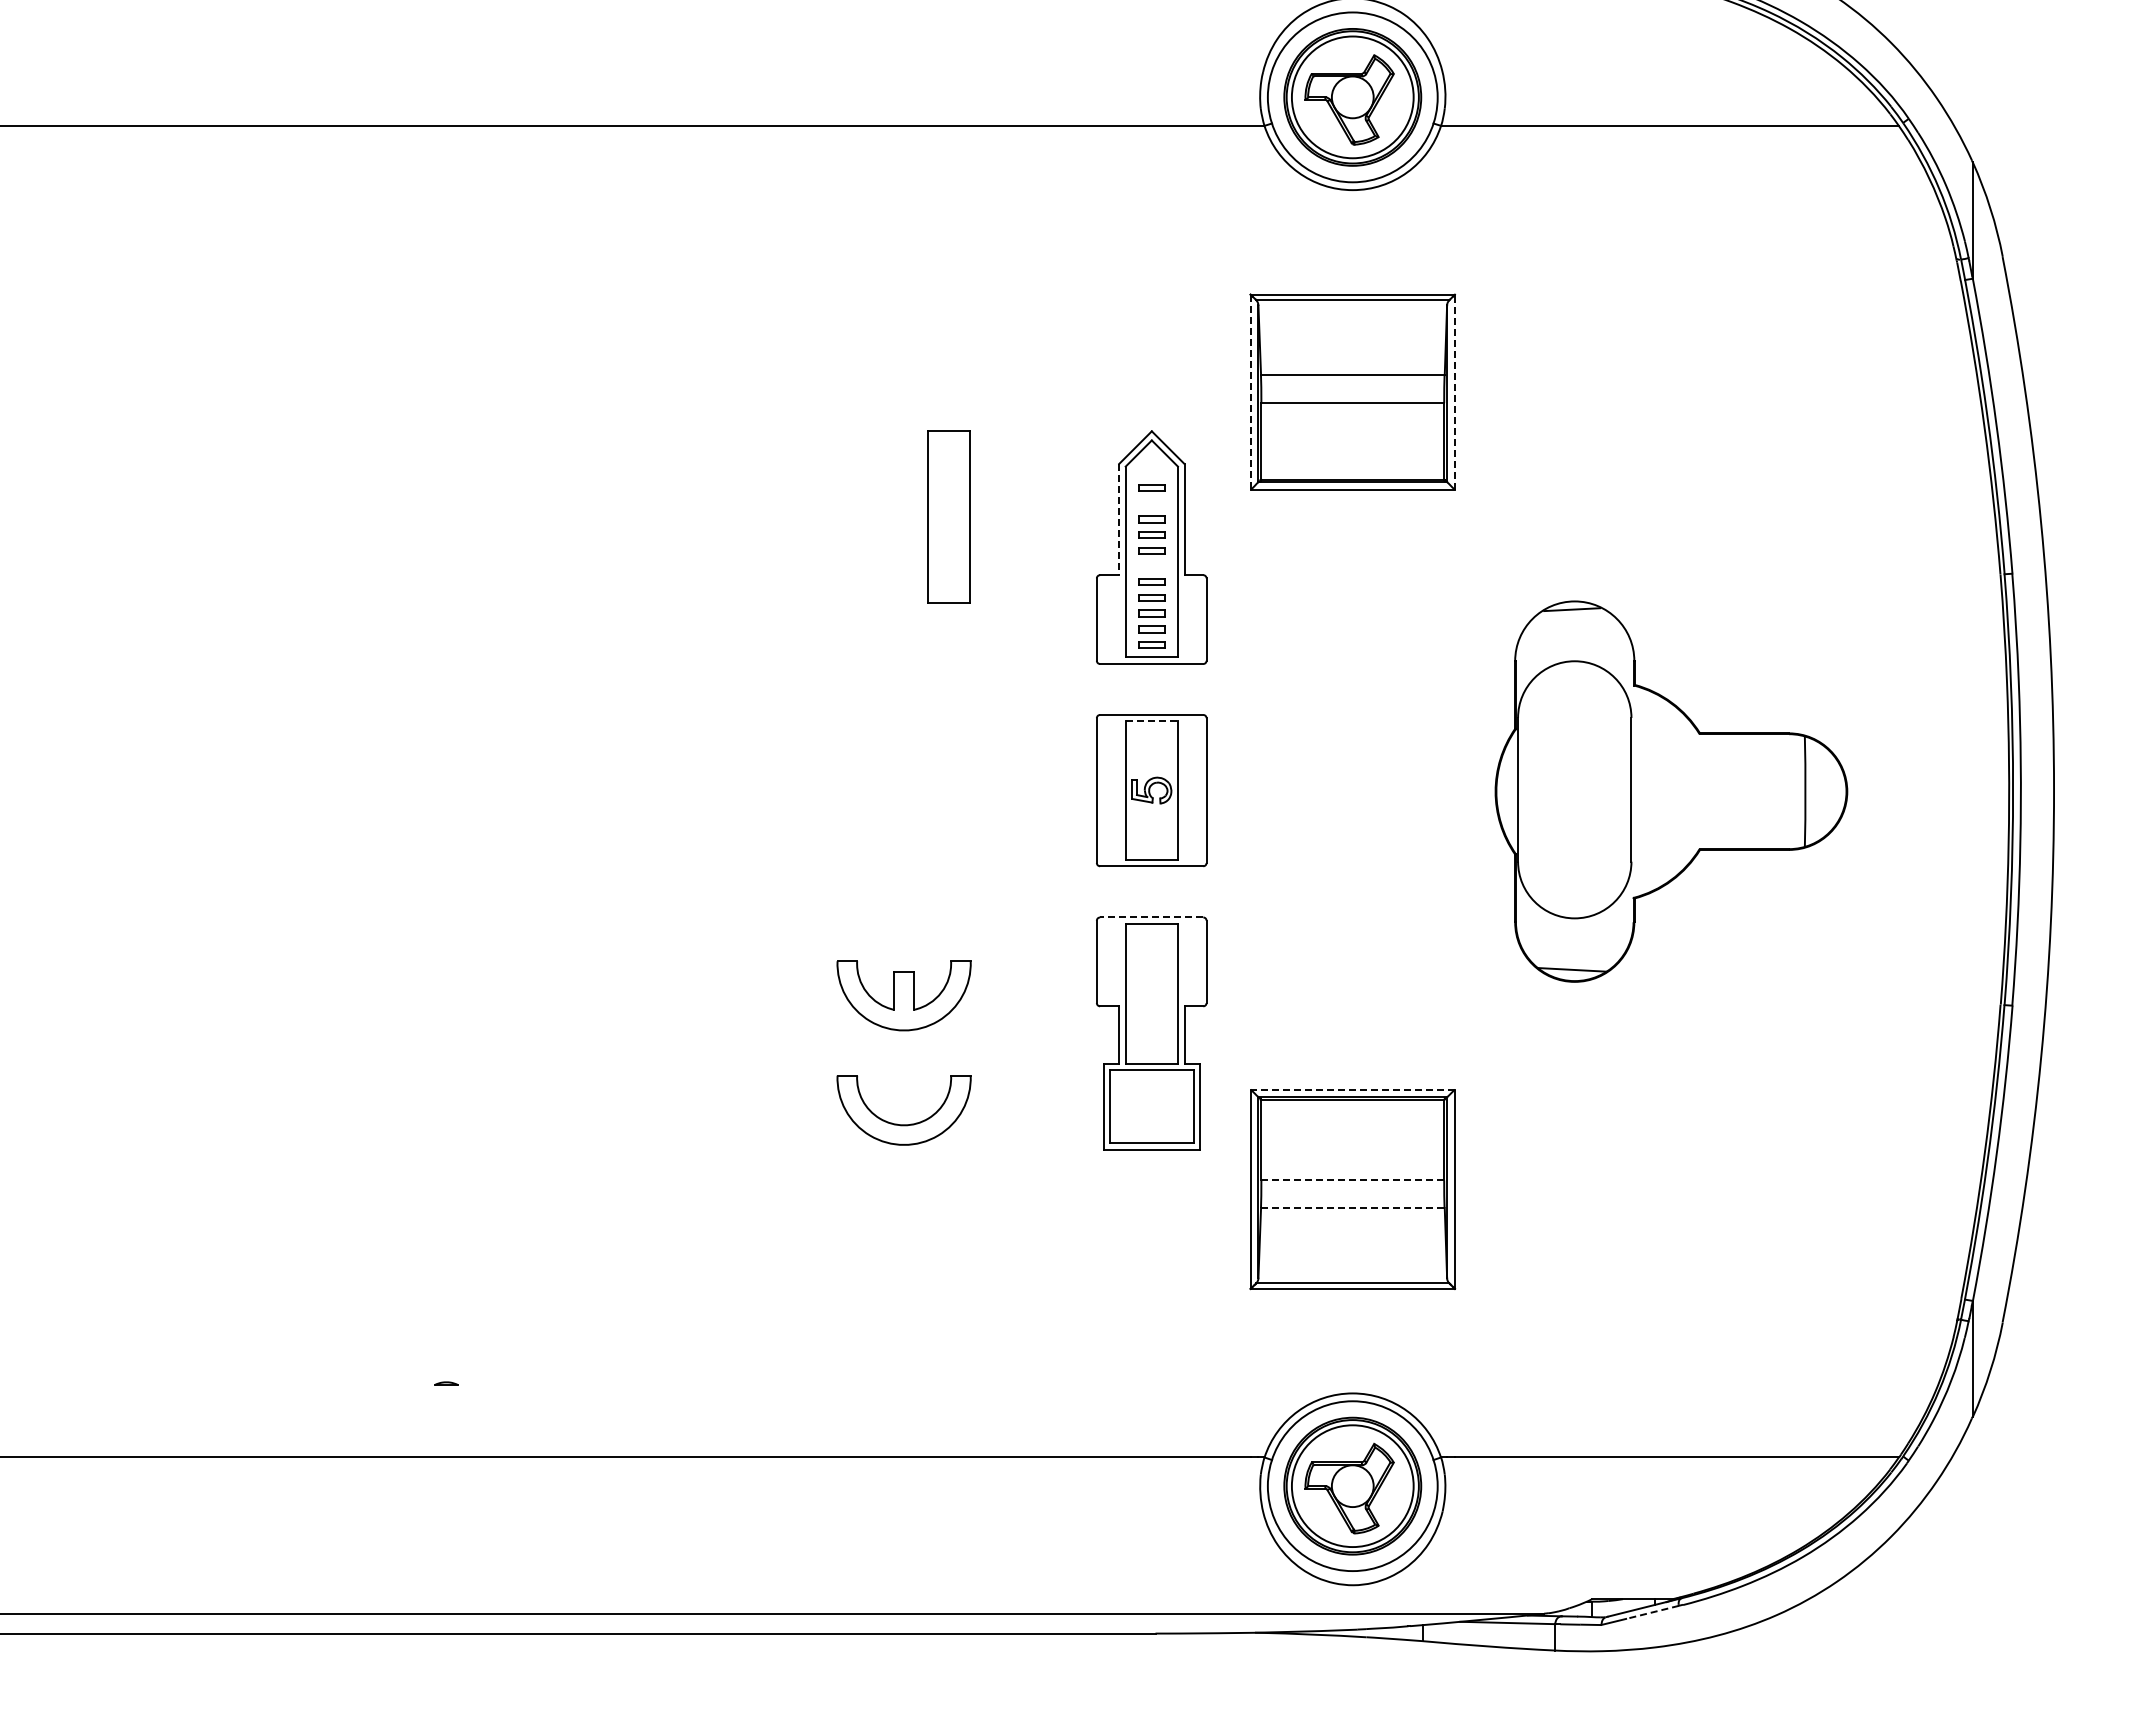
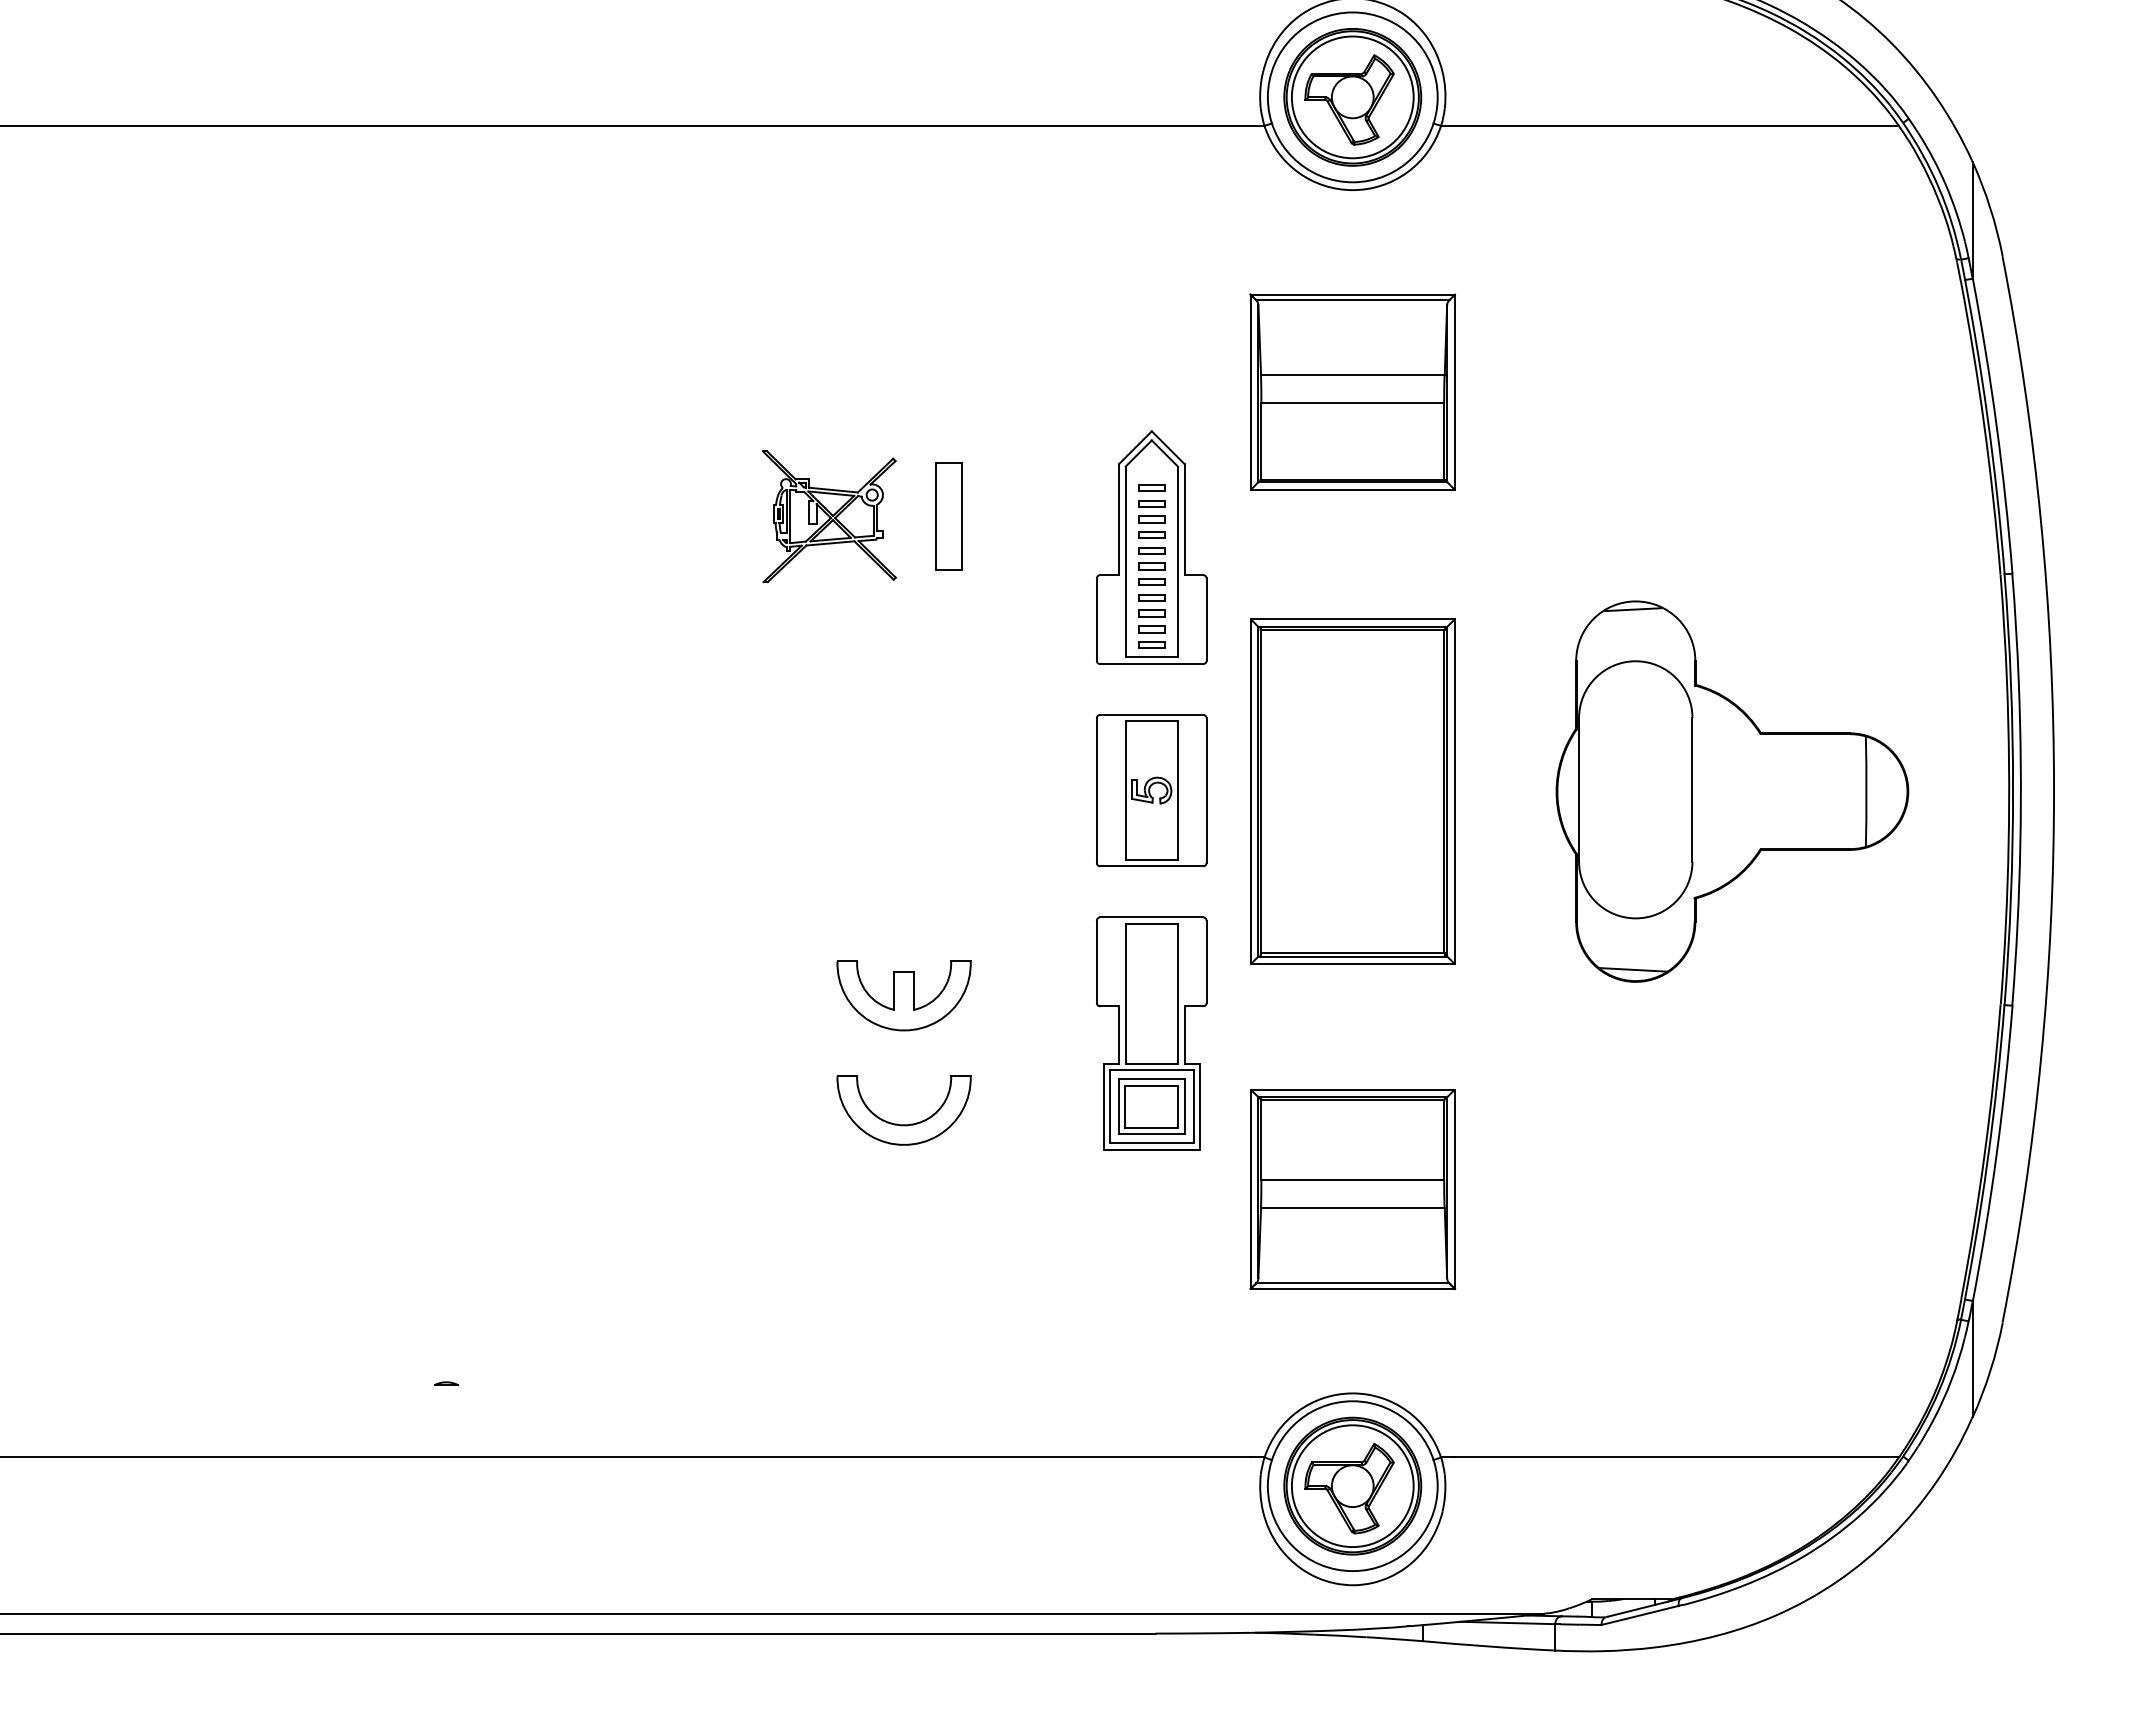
line: dashed -> solid (1250, 392)
line: dashed -> solid (1454, 392)
part: none -> present (1151, 503)
part: none -> present (829, 516)
part size: 44x174 px -> 28x109 px (948, 516)
line: dashed -> solid (1119, 519)
part: none -> present (1151, 566)
line: dashed -> solid (1152, 721)
part: none -> present (1352, 791)
part position: (1671, 791) -> (1732, 791) (1732, 791)
line: dashed -> solid (1151, 917)
line: dashed -> solid (1352, 1089)
part: none -> present (1151, 1106)
line: dashed -> solid (1352, 1180)
line: dashed -> solid (1352, 1208)
line: dashed -> solid (1652, 1612)
